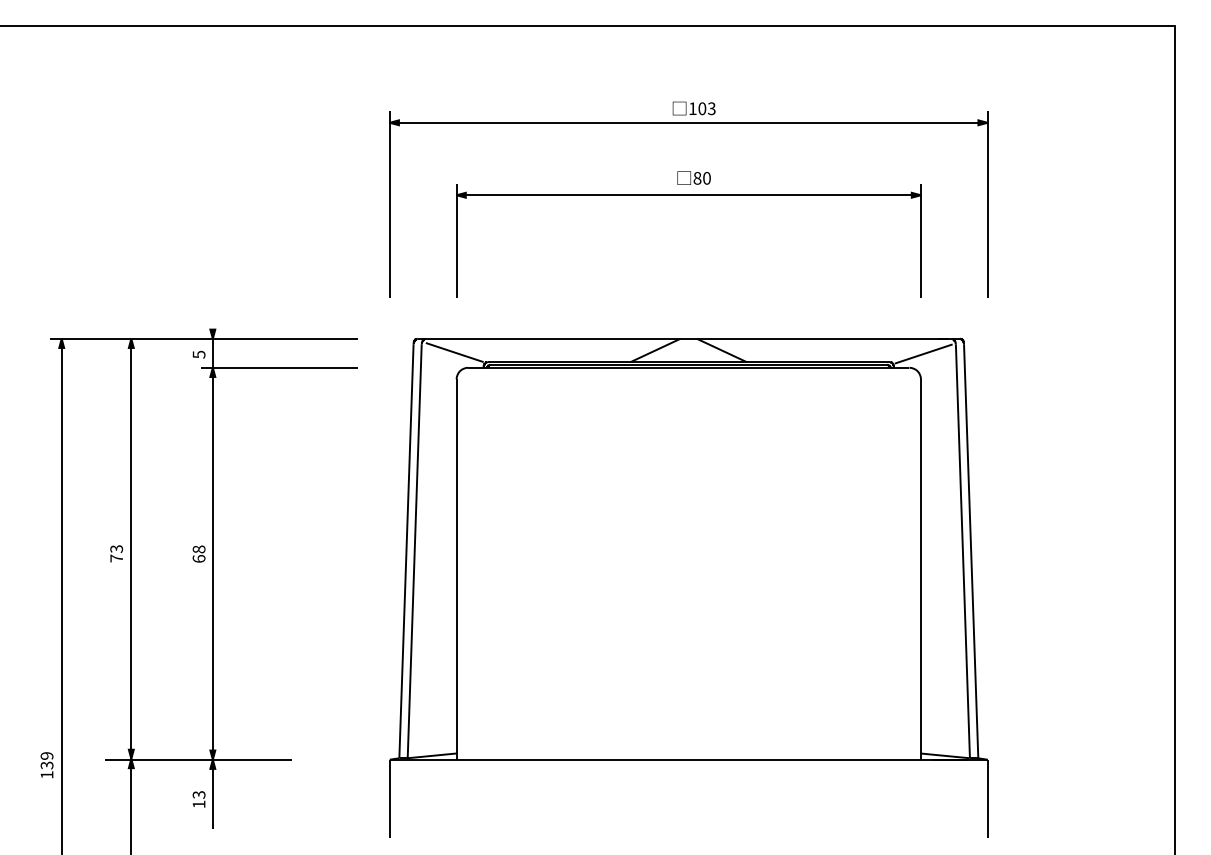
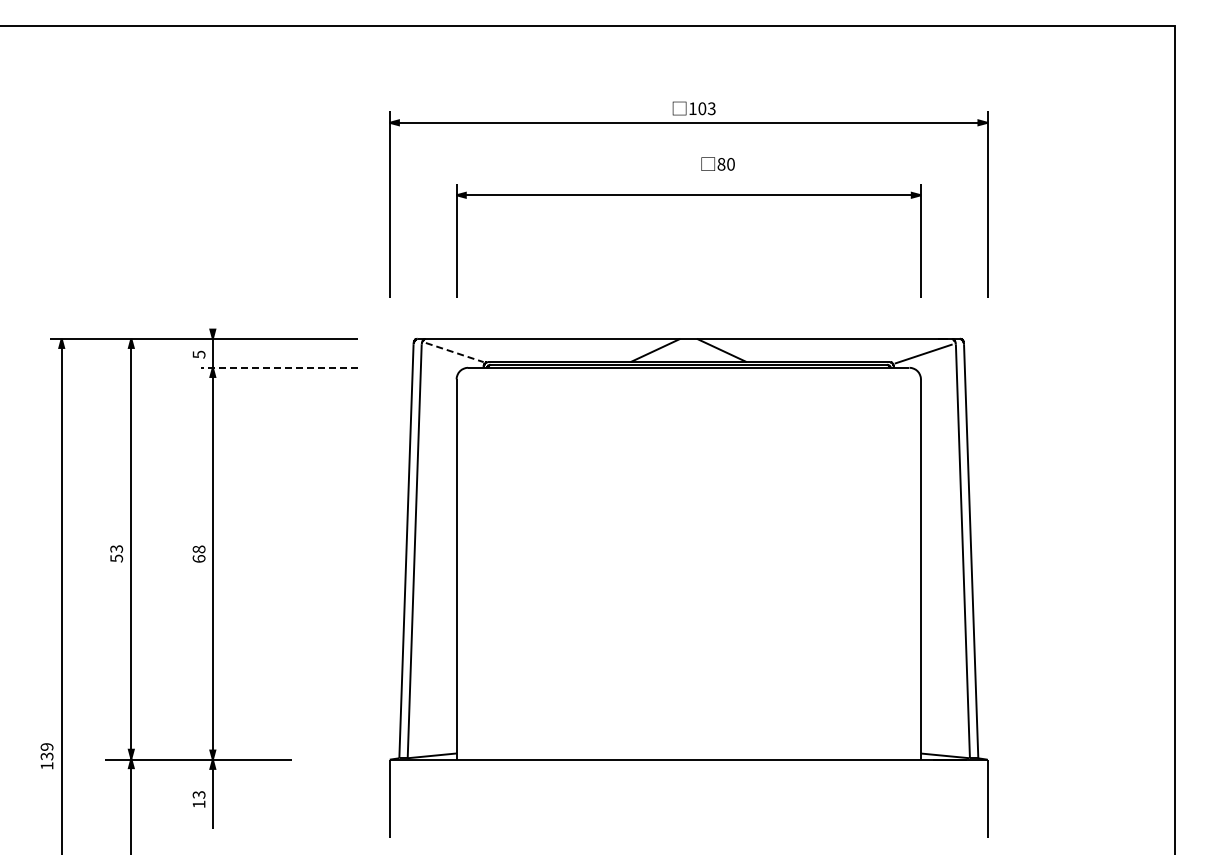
text position: (693, 177) -> (717, 163) (717, 163)
line: solid -> dashed (455, 352)
line: solid -> dashed (279, 367)
text: 73 -> 53 (116, 558)
text position: (46, 765) -> (46, 756) (46, 756)
